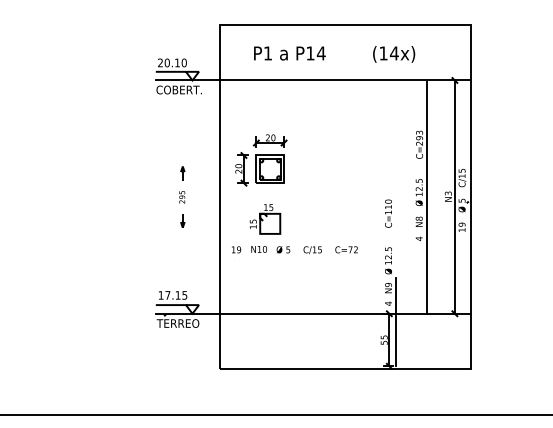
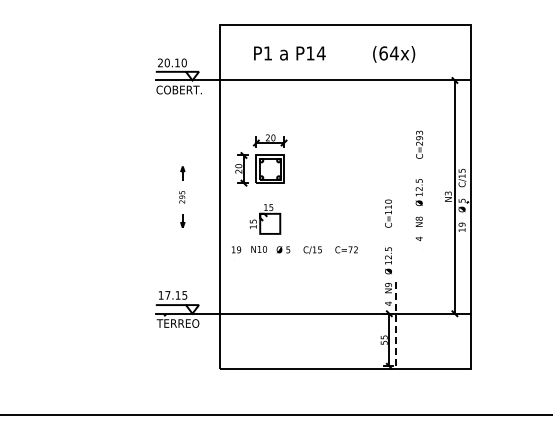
text: (14x) -> (64x) (383, 53)
line: present -> none (426, 197)
line: solid -> dashed (396, 321)
